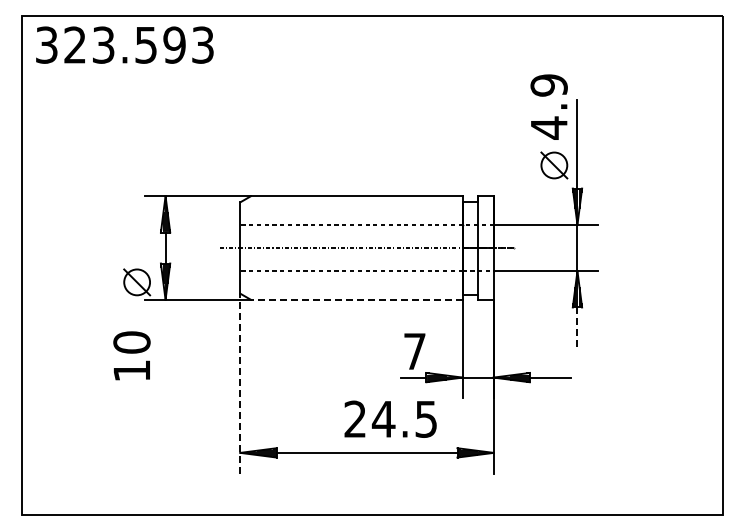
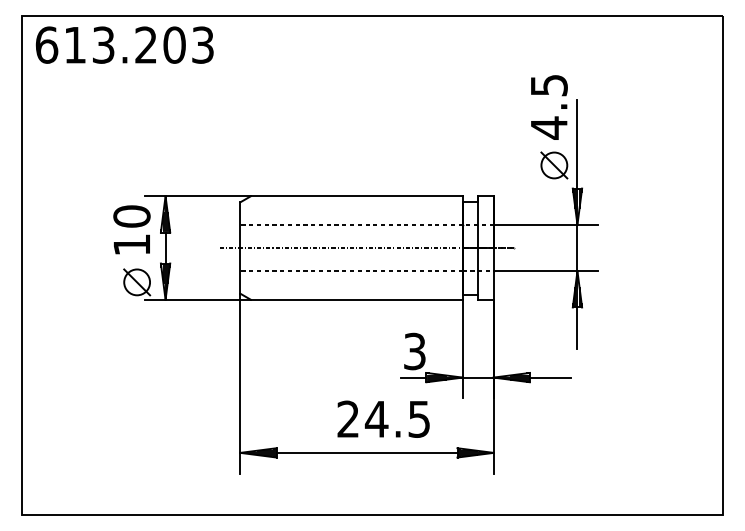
text: 323.593 -> 613.203 (110, 44)
text: 4.9 -> 4.5 (548, 85)
line: dashed -> solid (356, 299)
line: dashed -> solid (577, 328)
text: 7 -> 3 (414, 351)
text position: (131, 355) -> (131, 229) (131, 229)
line: dashed -> solid (240, 383)
text position: (390, 418) -> (383, 418) (383, 418)
